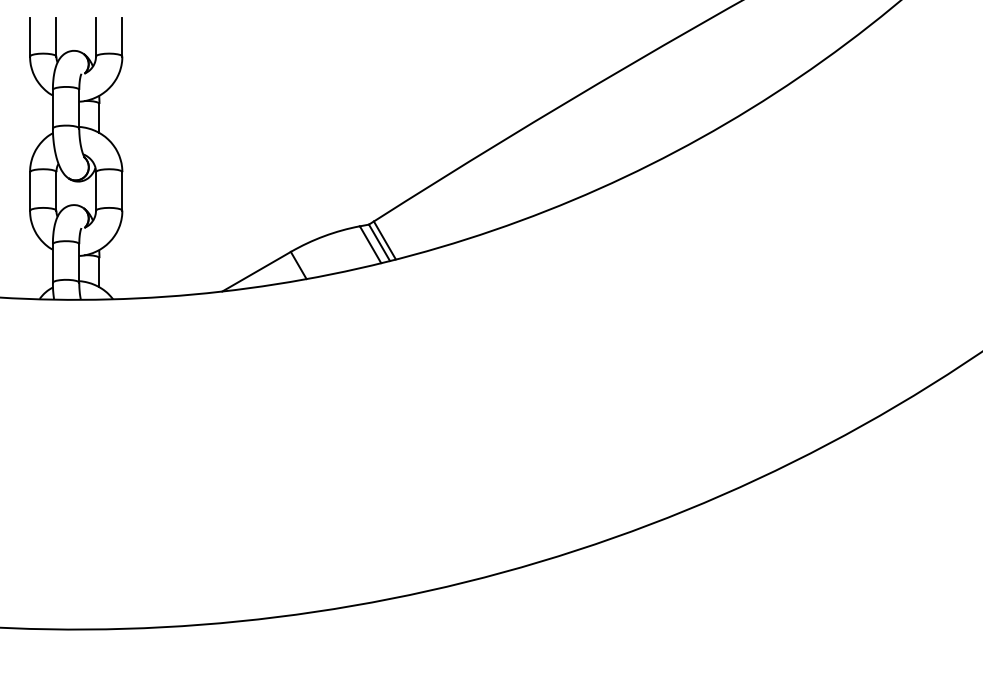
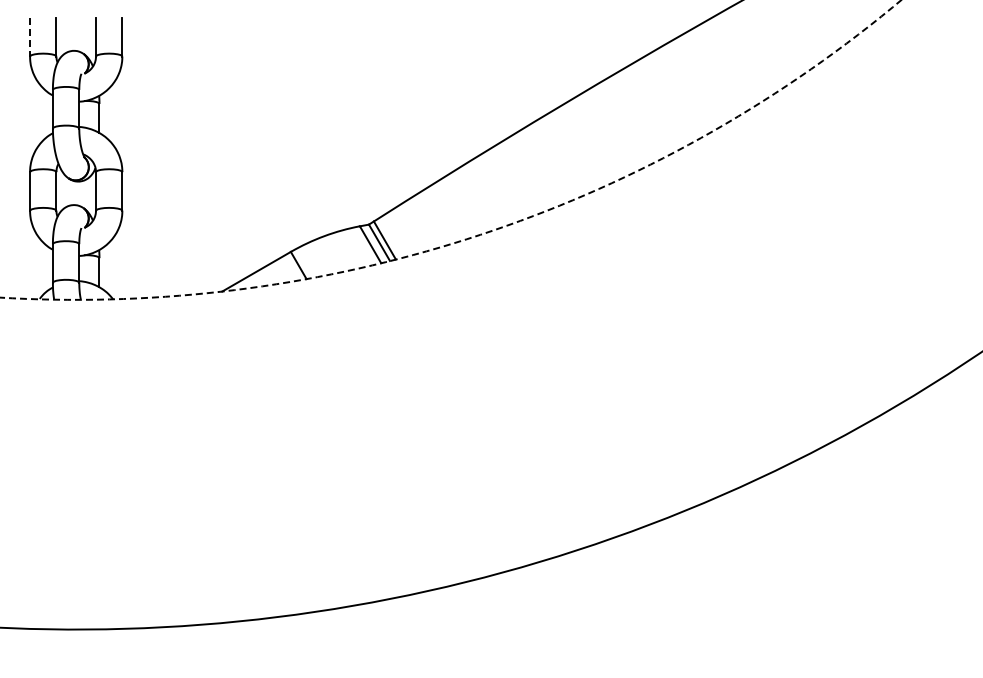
line: solid -> dashed (30, 37)
arc: solid -> dashed (480, 234)
